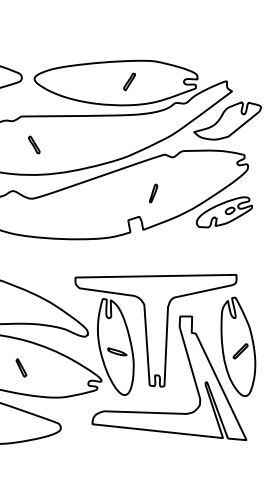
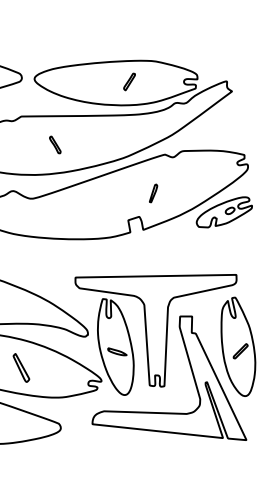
part: present -> none (227, 120)
part position: (34, 144) -> (55, 144) (55, 144)
part size: 13x20 px -> 19x30 px (21, 367)
